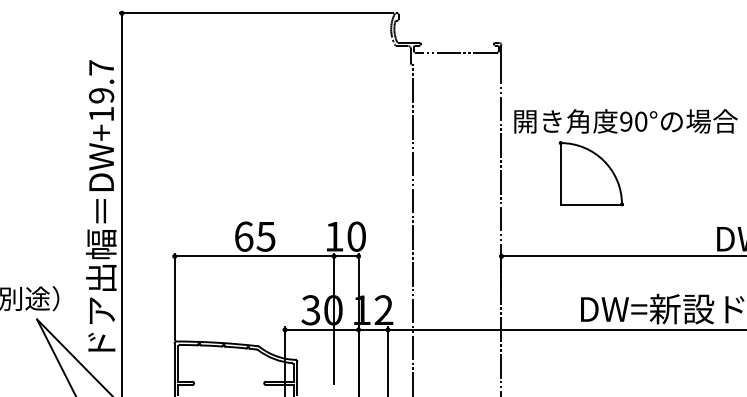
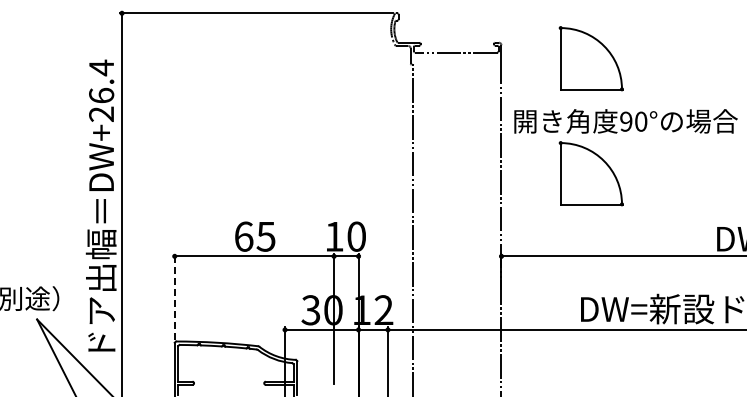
part: none -> present (590, 58)
text: DW+19.7 -> DW+26.4 (101, 90)
line: solid -> dashed (174, 296)
